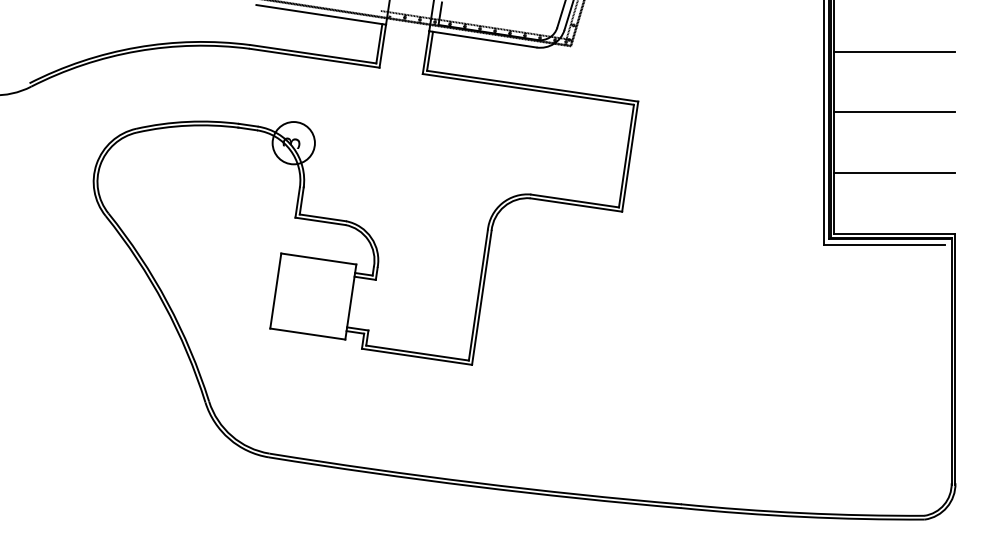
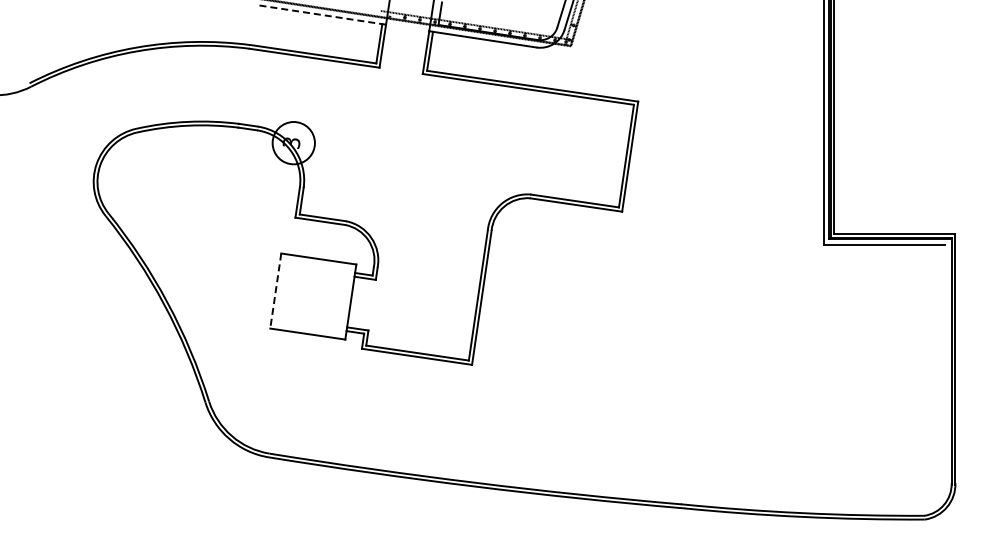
line: solid -> dashed (321, 14)
line: present -> none (894, 51)
line: present -> none (894, 112)
line: present -> none (894, 173)
line: solid -> dashed (275, 291)
